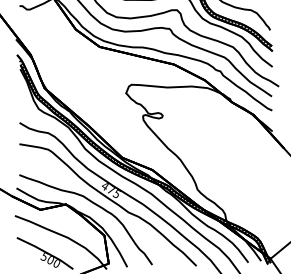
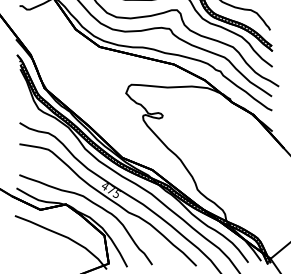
part: present -> none (44, 253)
